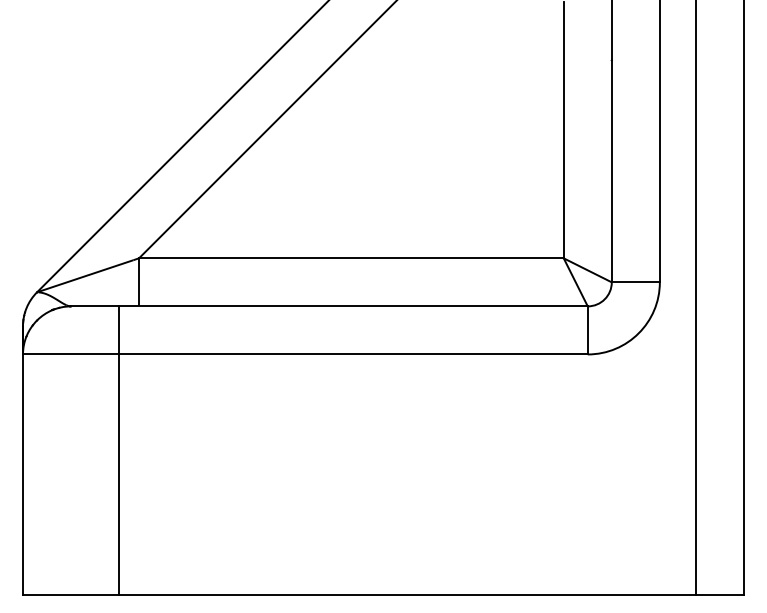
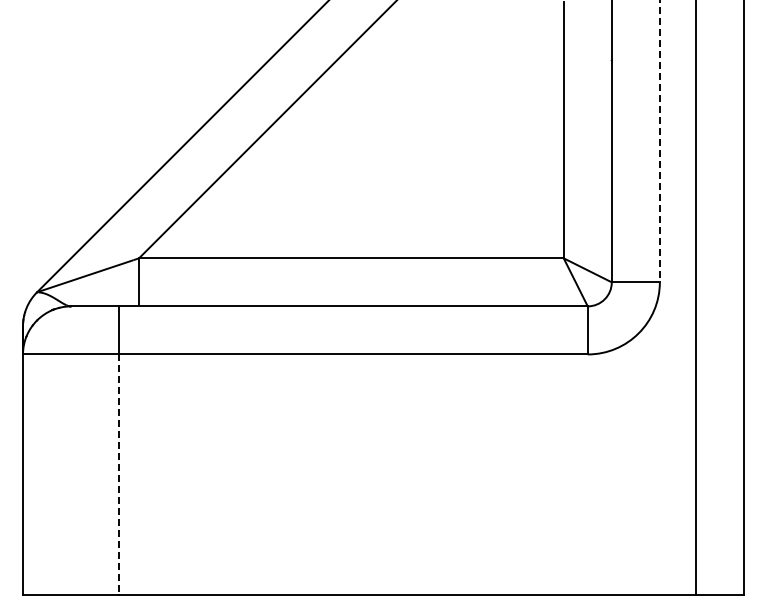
line: solid -> dashed (659, 141)
line: solid -> dashed (119, 475)
